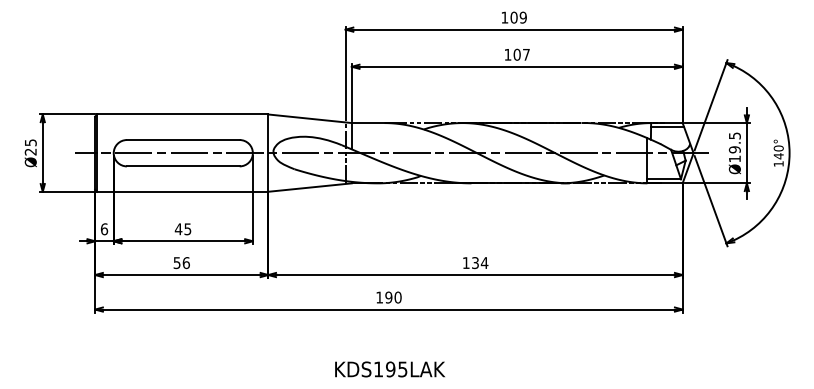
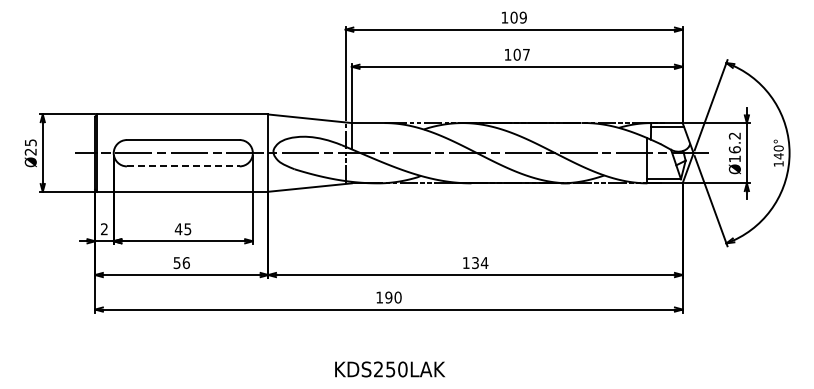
text: Ø19.5 -> Ø16.2 (734, 142)
line: solid -> dashed (183, 166)
text: 6 -> 2 (104, 229)
text: KDS195LAK -> KDS250LAK (390, 369)
